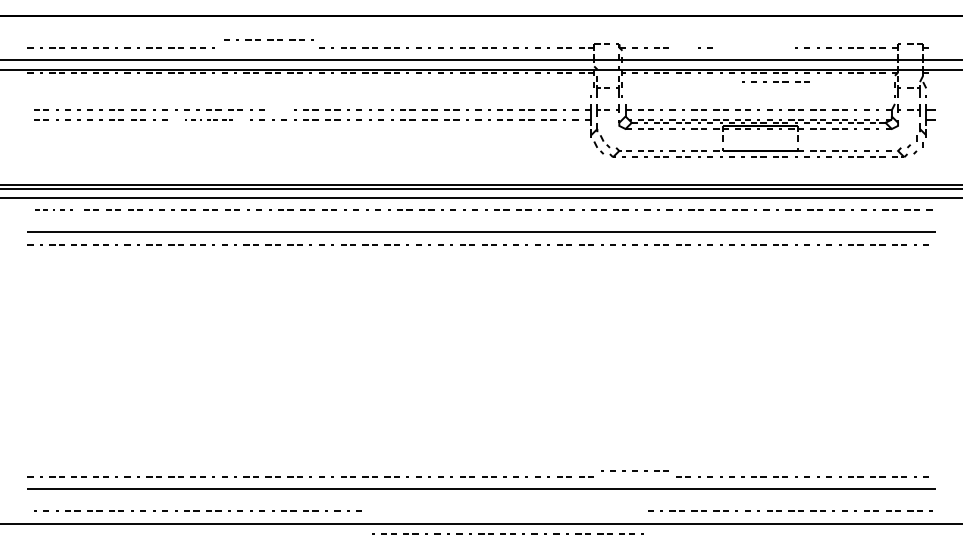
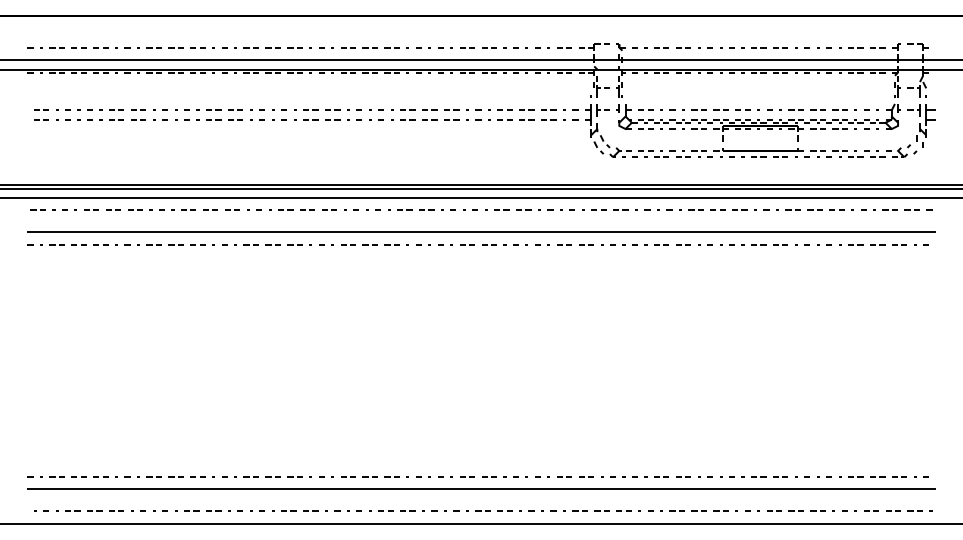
part position: (268, 39) -> (266, 47) (266, 47)
line: none -> present (681, 47)
part position: (775, 81) -> (753, 47) (753, 47)
line: none -> present (281, 109)
part size: 48x2 px -> 68x2 px (208, 119)
part size: 38x2 px -> 47x2 px (53, 209)
part position: (634, 470) -> (634, 476) (634, 476)
part position: (507, 533) -> (504, 510) (504, 510)
